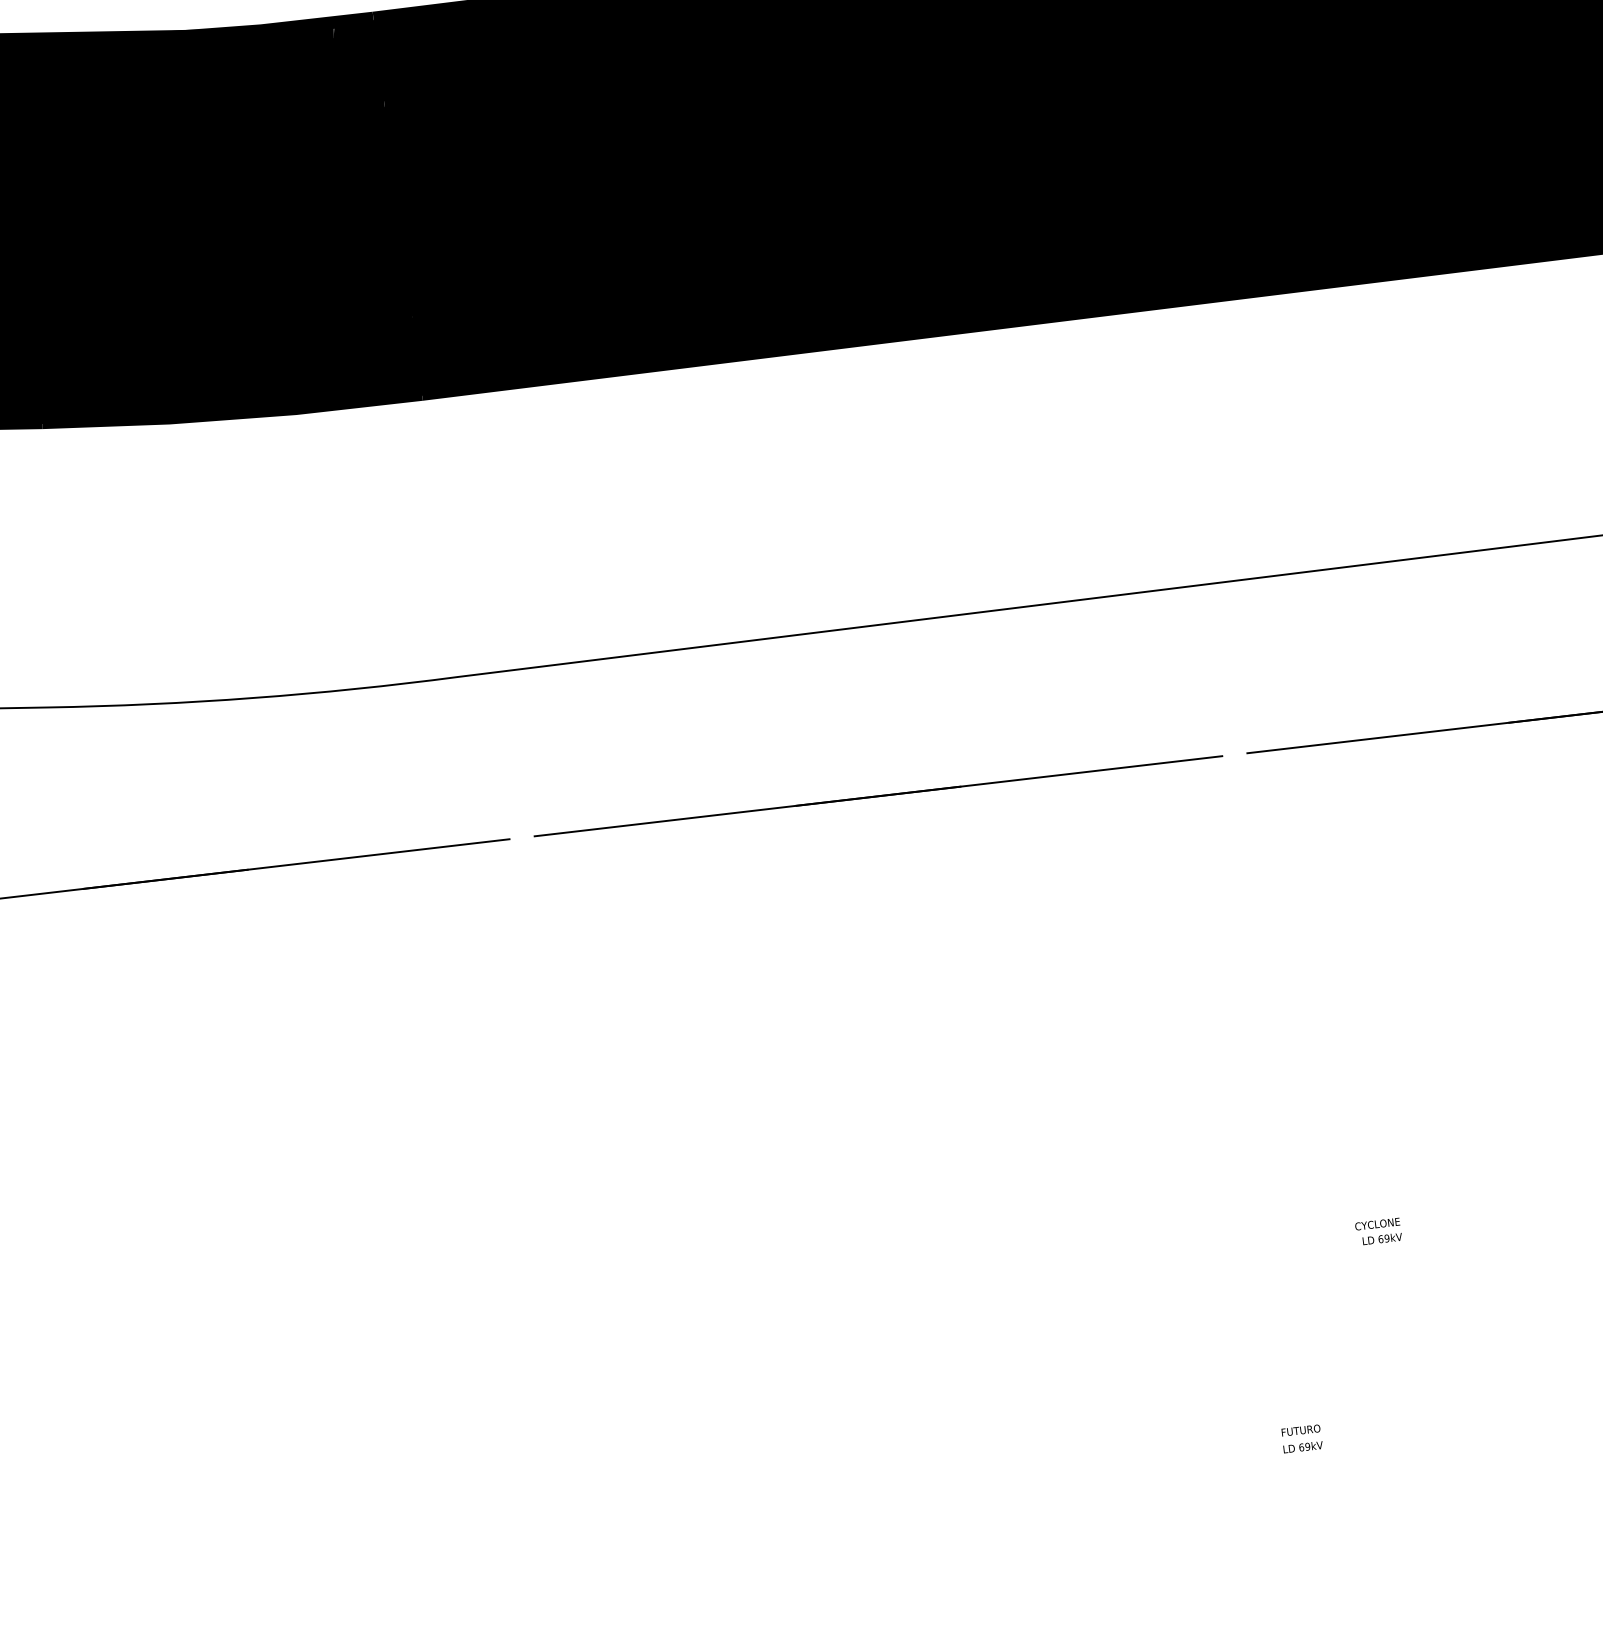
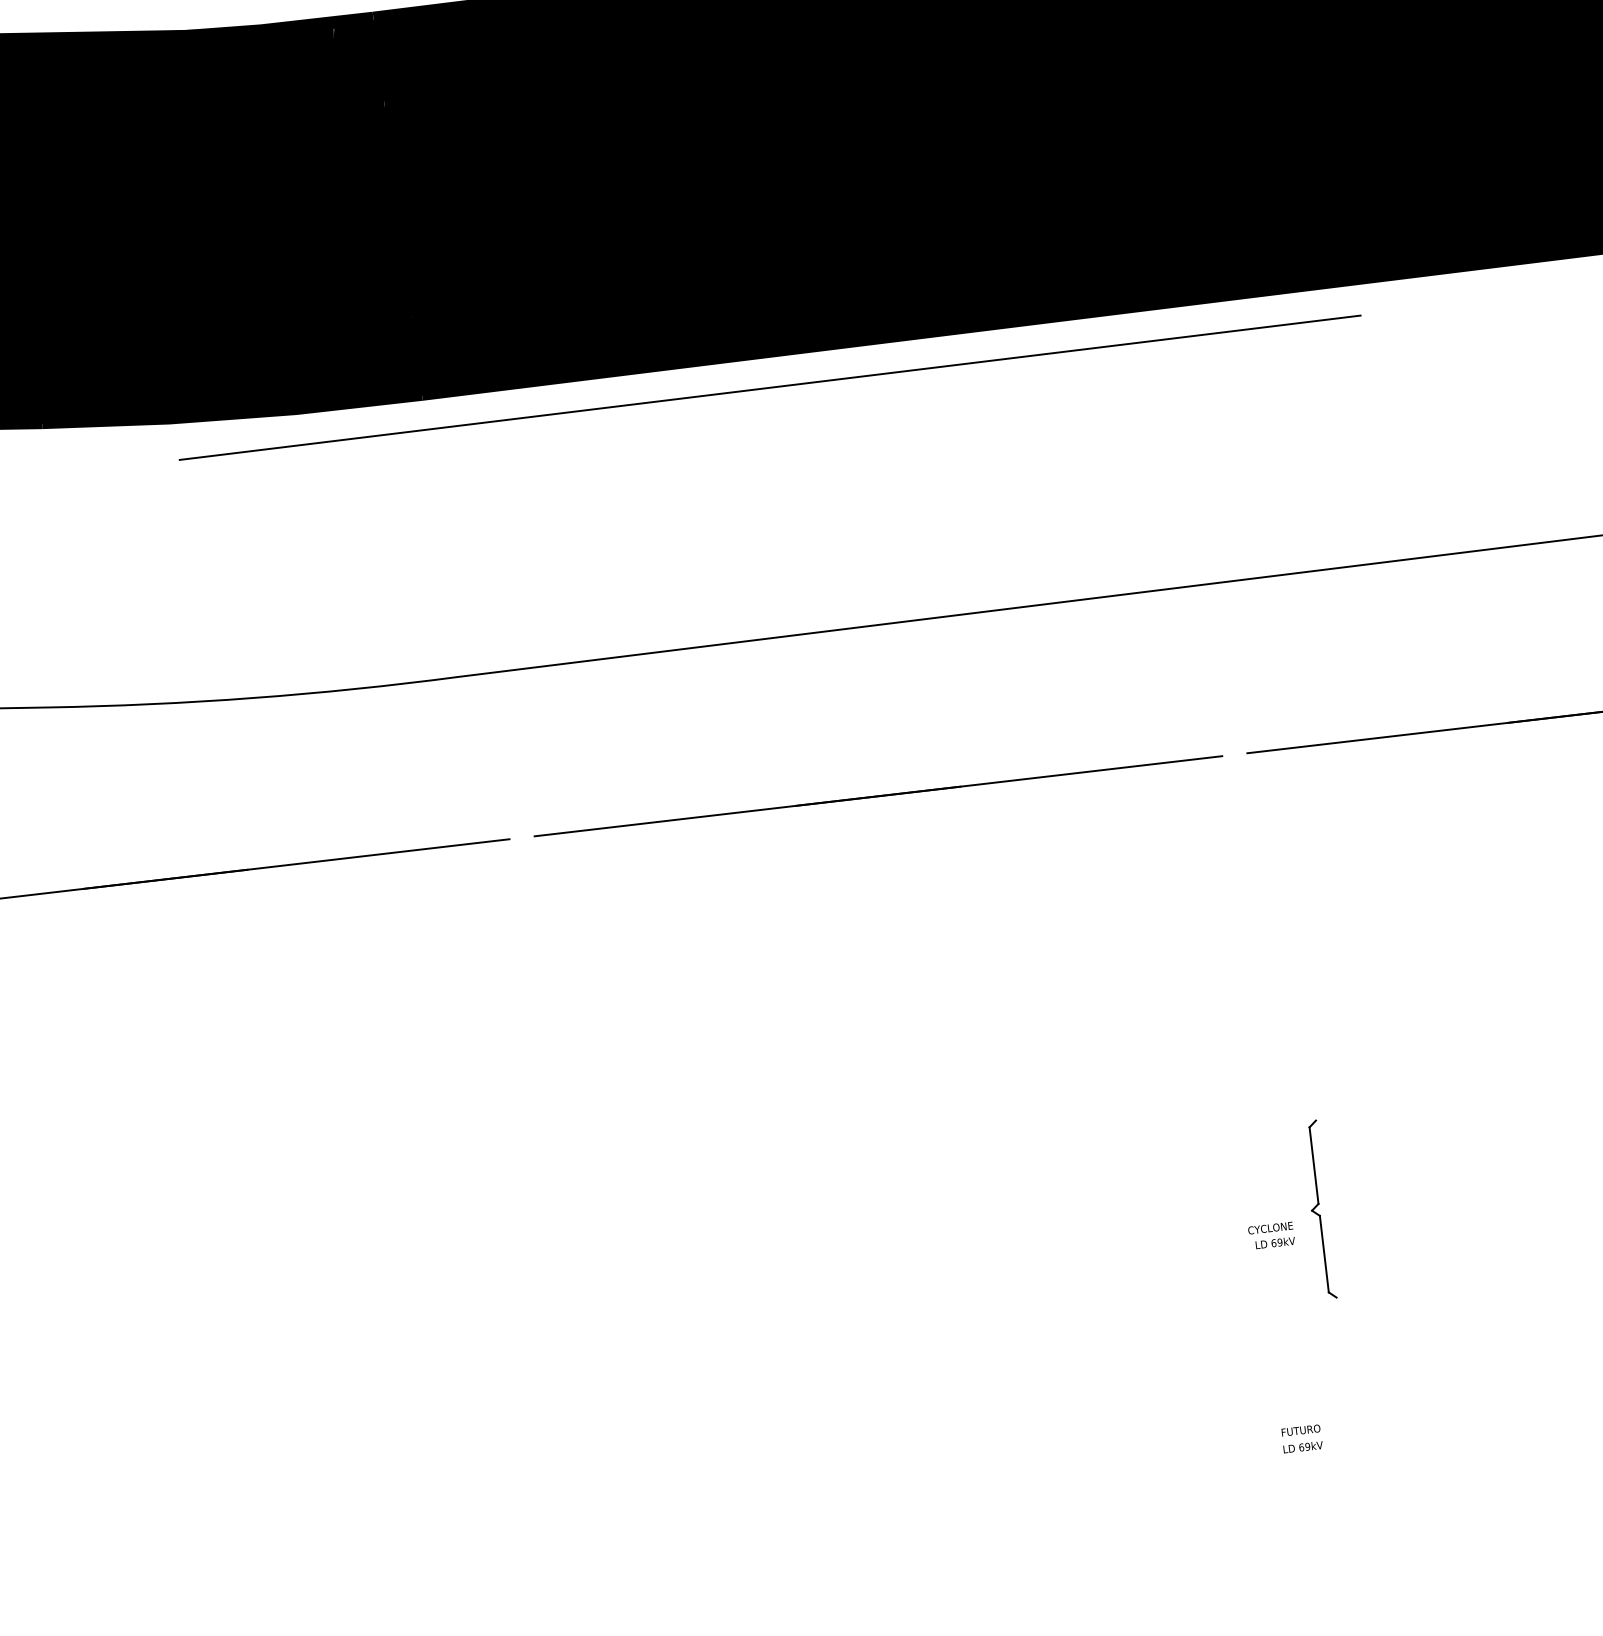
line: none -> present (769, 387)
part: none -> present (1322, 1208)
text position: (1378, 1231) -> (1271, 1235) (1271, 1235)
